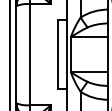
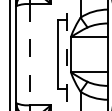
line: solid -> dashed (30, 55)
line: solid -> dashed (66, 55)
